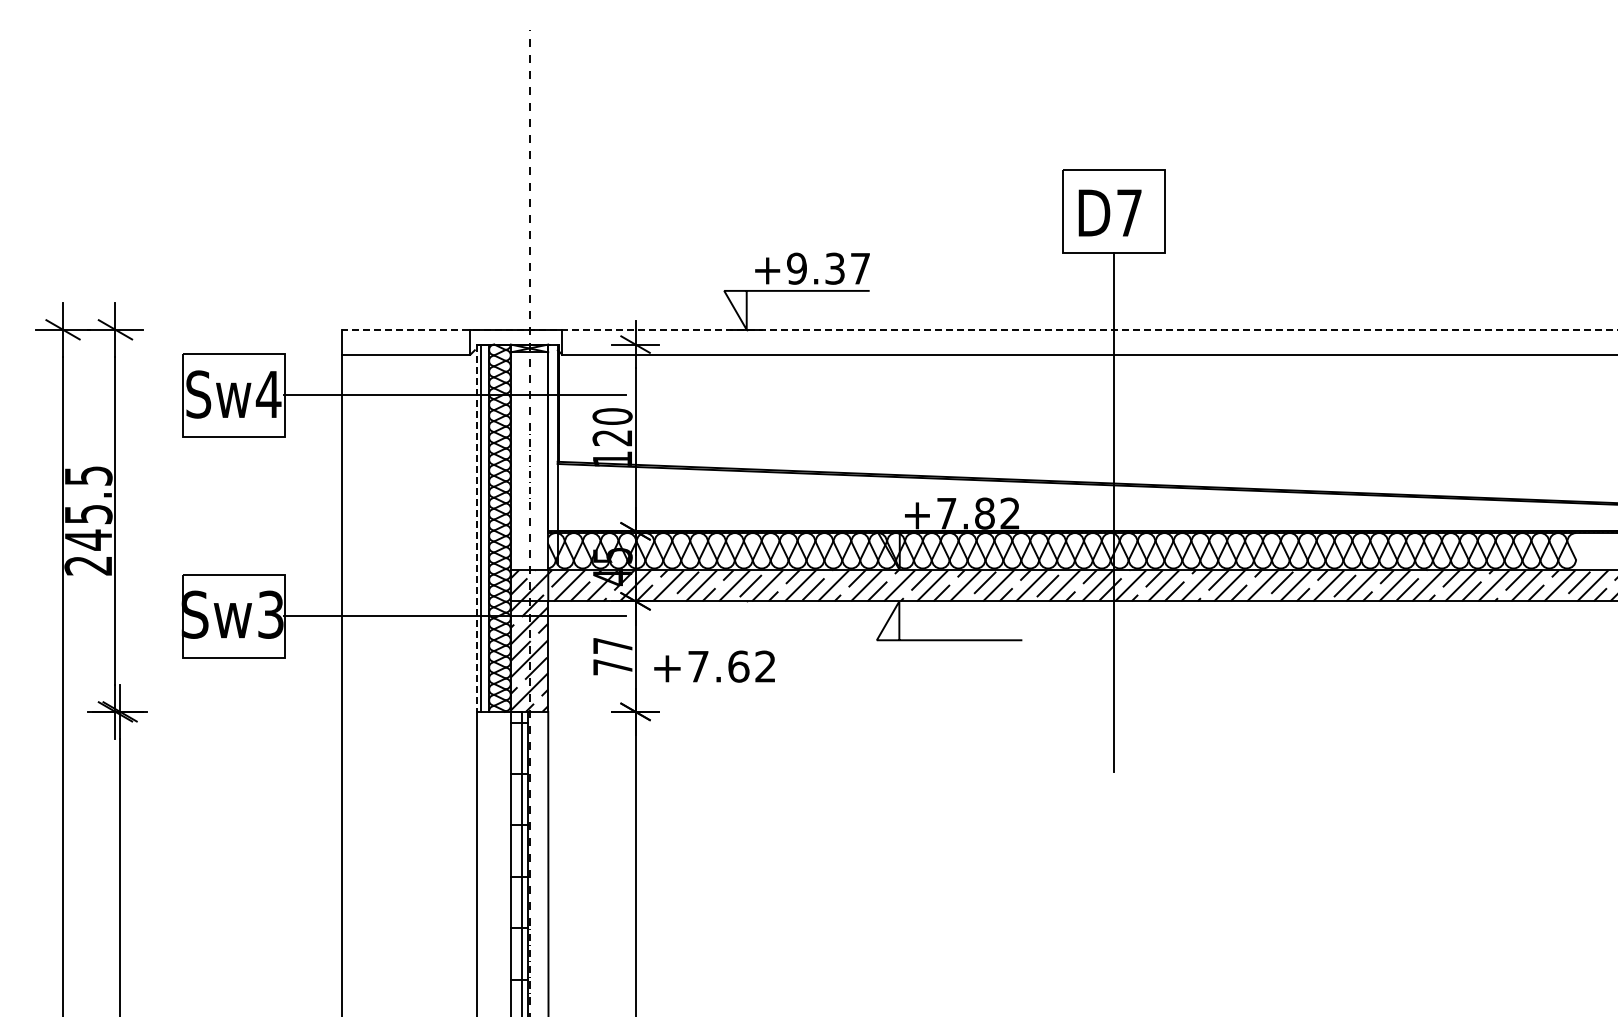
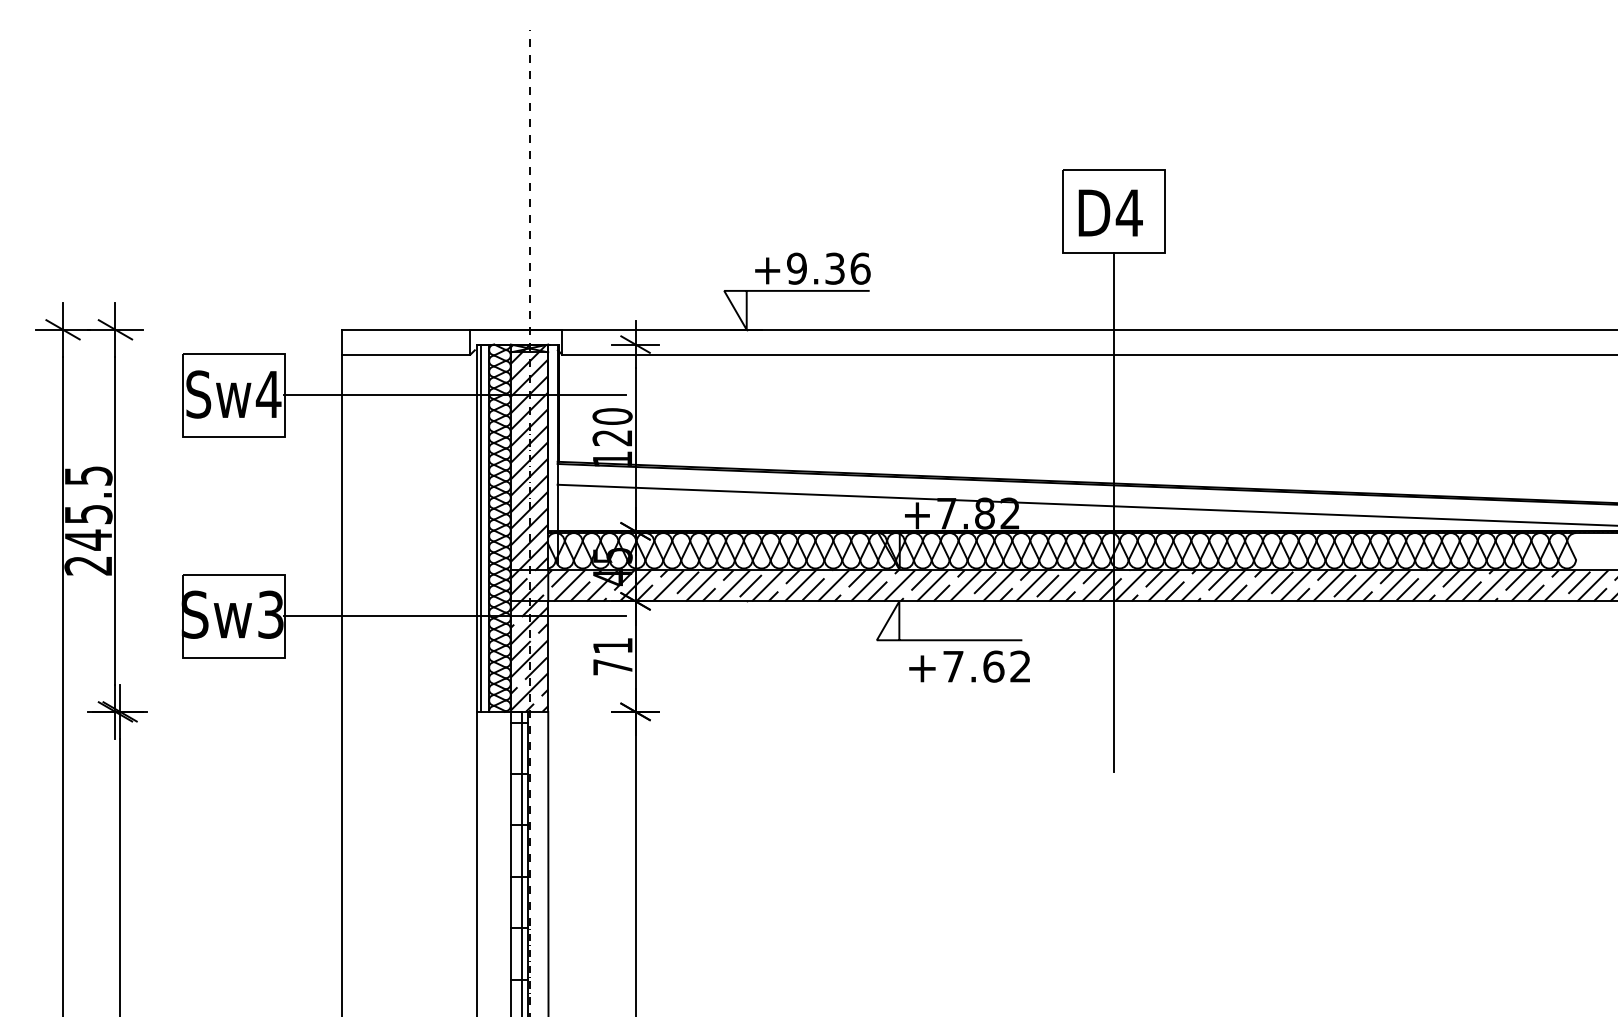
text: D7 -> D4 (1128, 212)
text: +9.37 -> +9.36 (860, 268)
line: dashed -> solid (979, 329)
hatch: none -> present (529, 457)
line: none -> present (1085, 504)
line: dashed -> solid (476, 528)
text: 77 -> 71 (612, 645)
text position: (714, 666) -> (969, 666) (969, 666)
